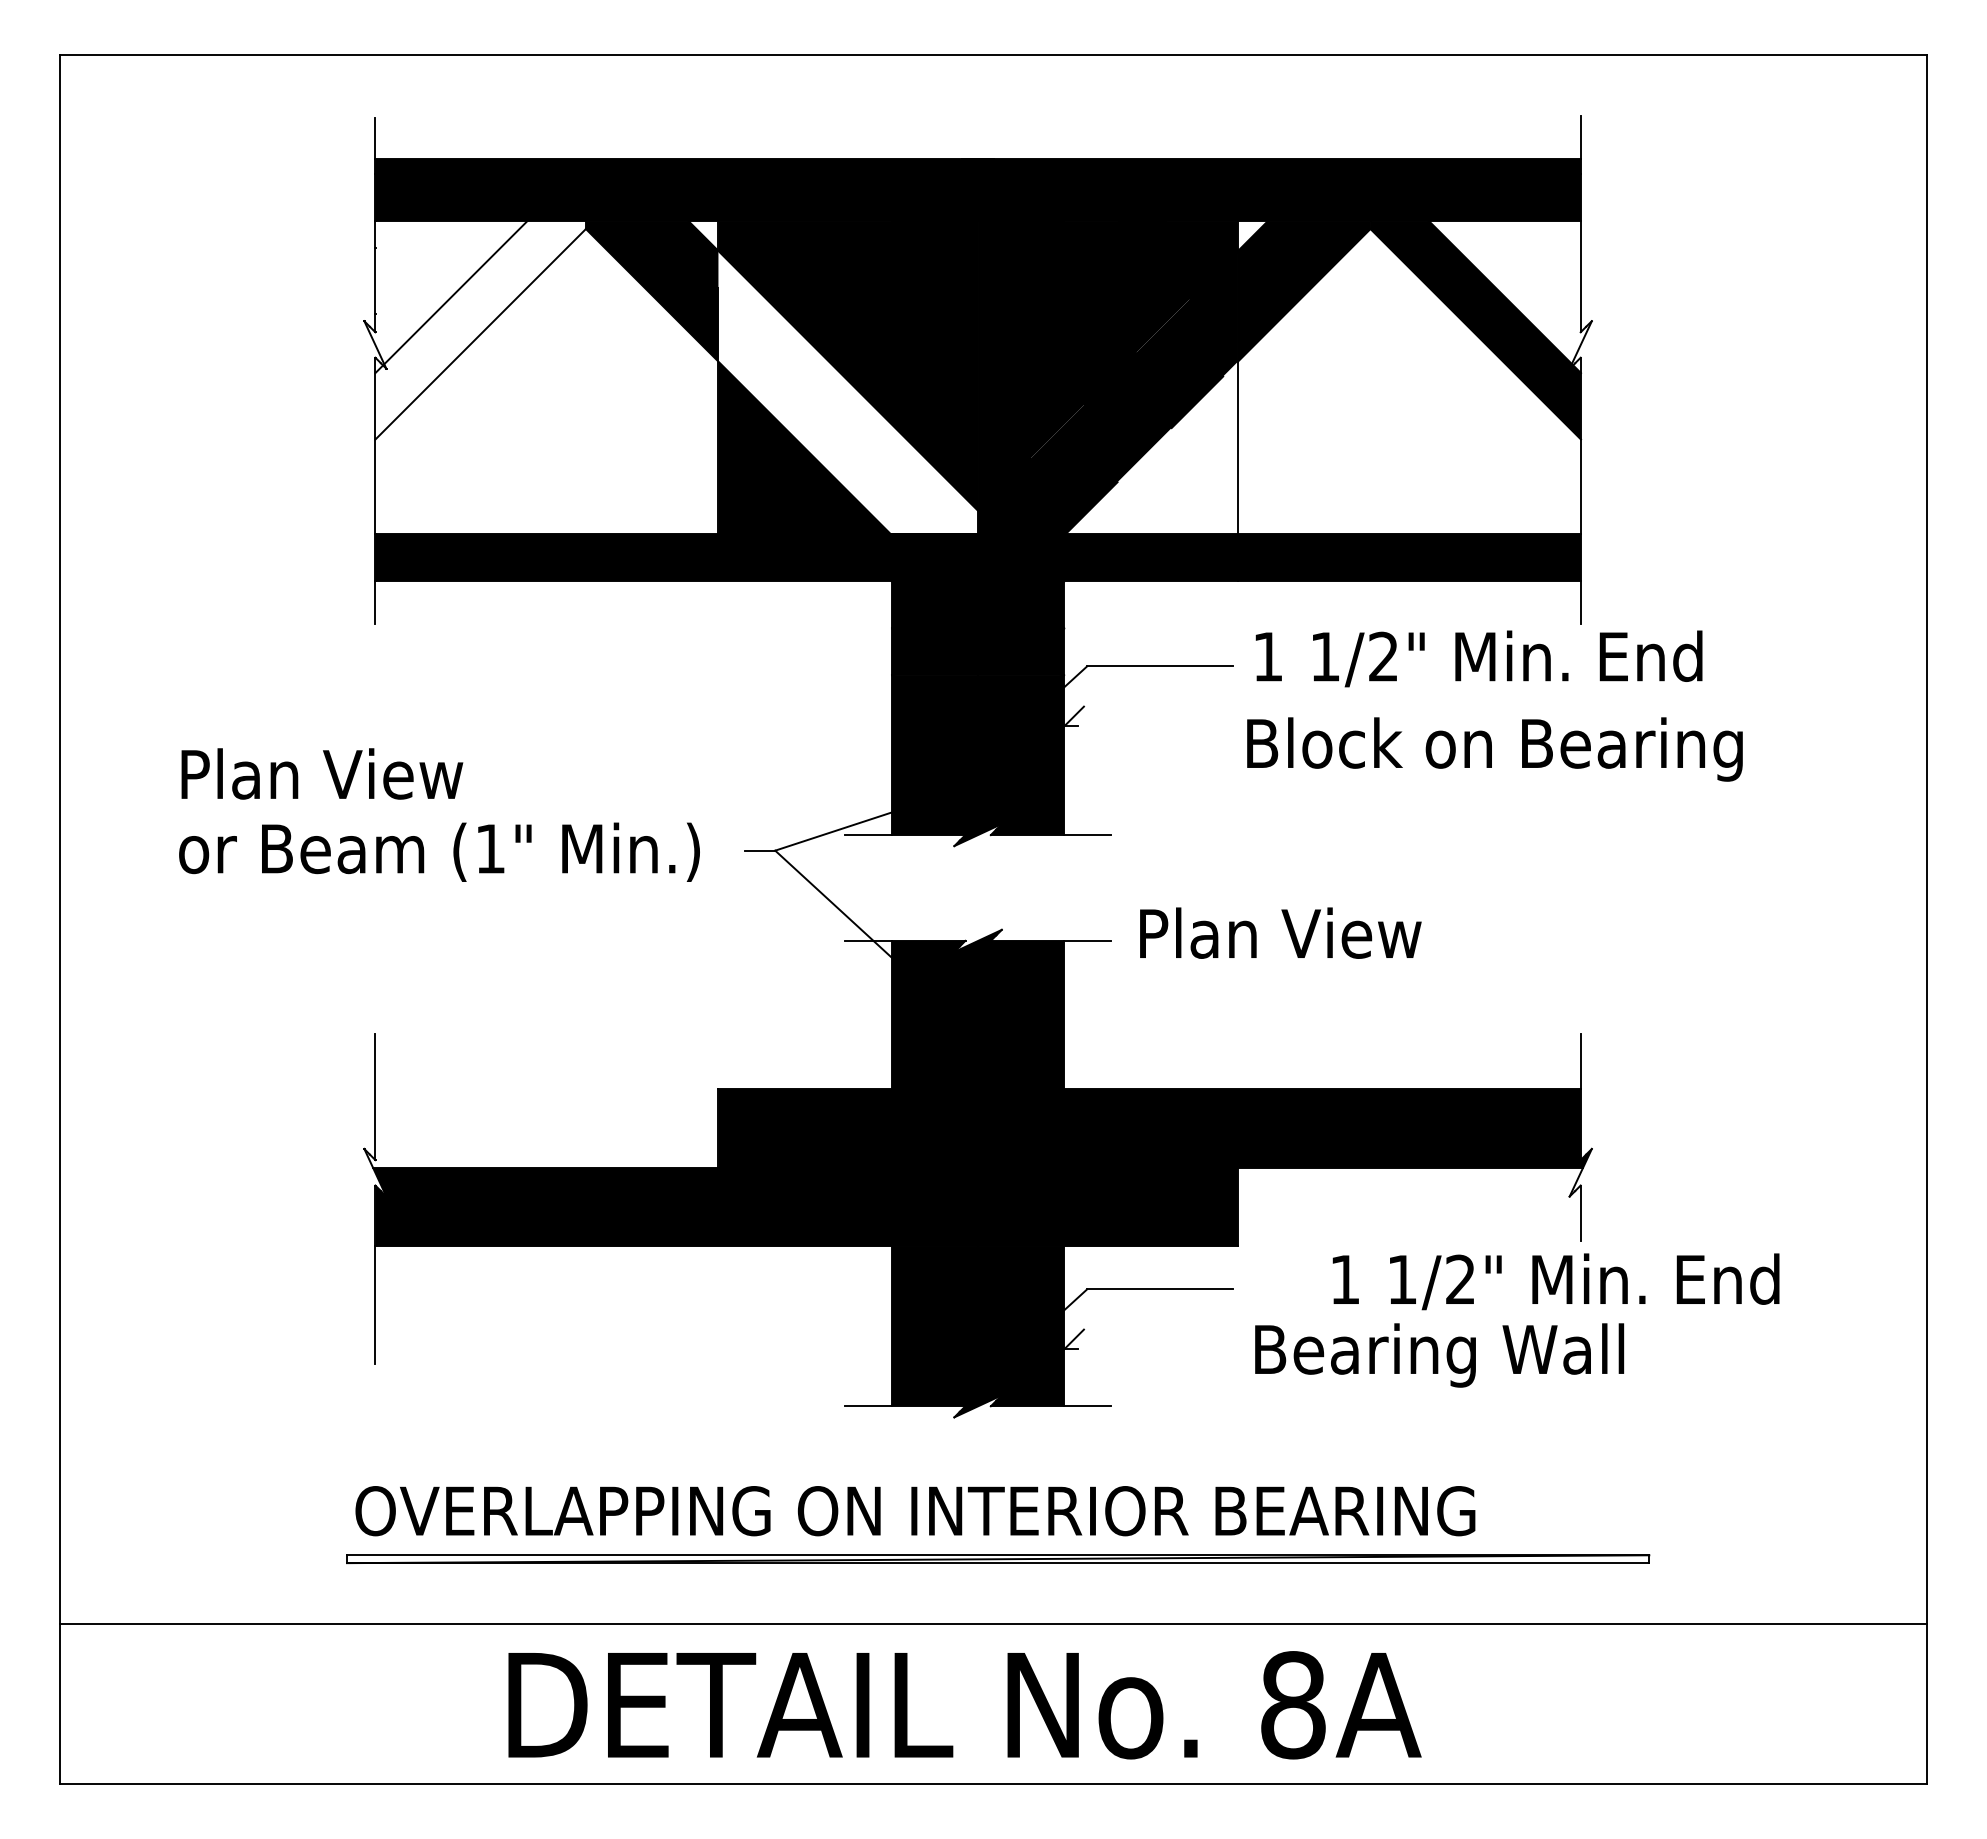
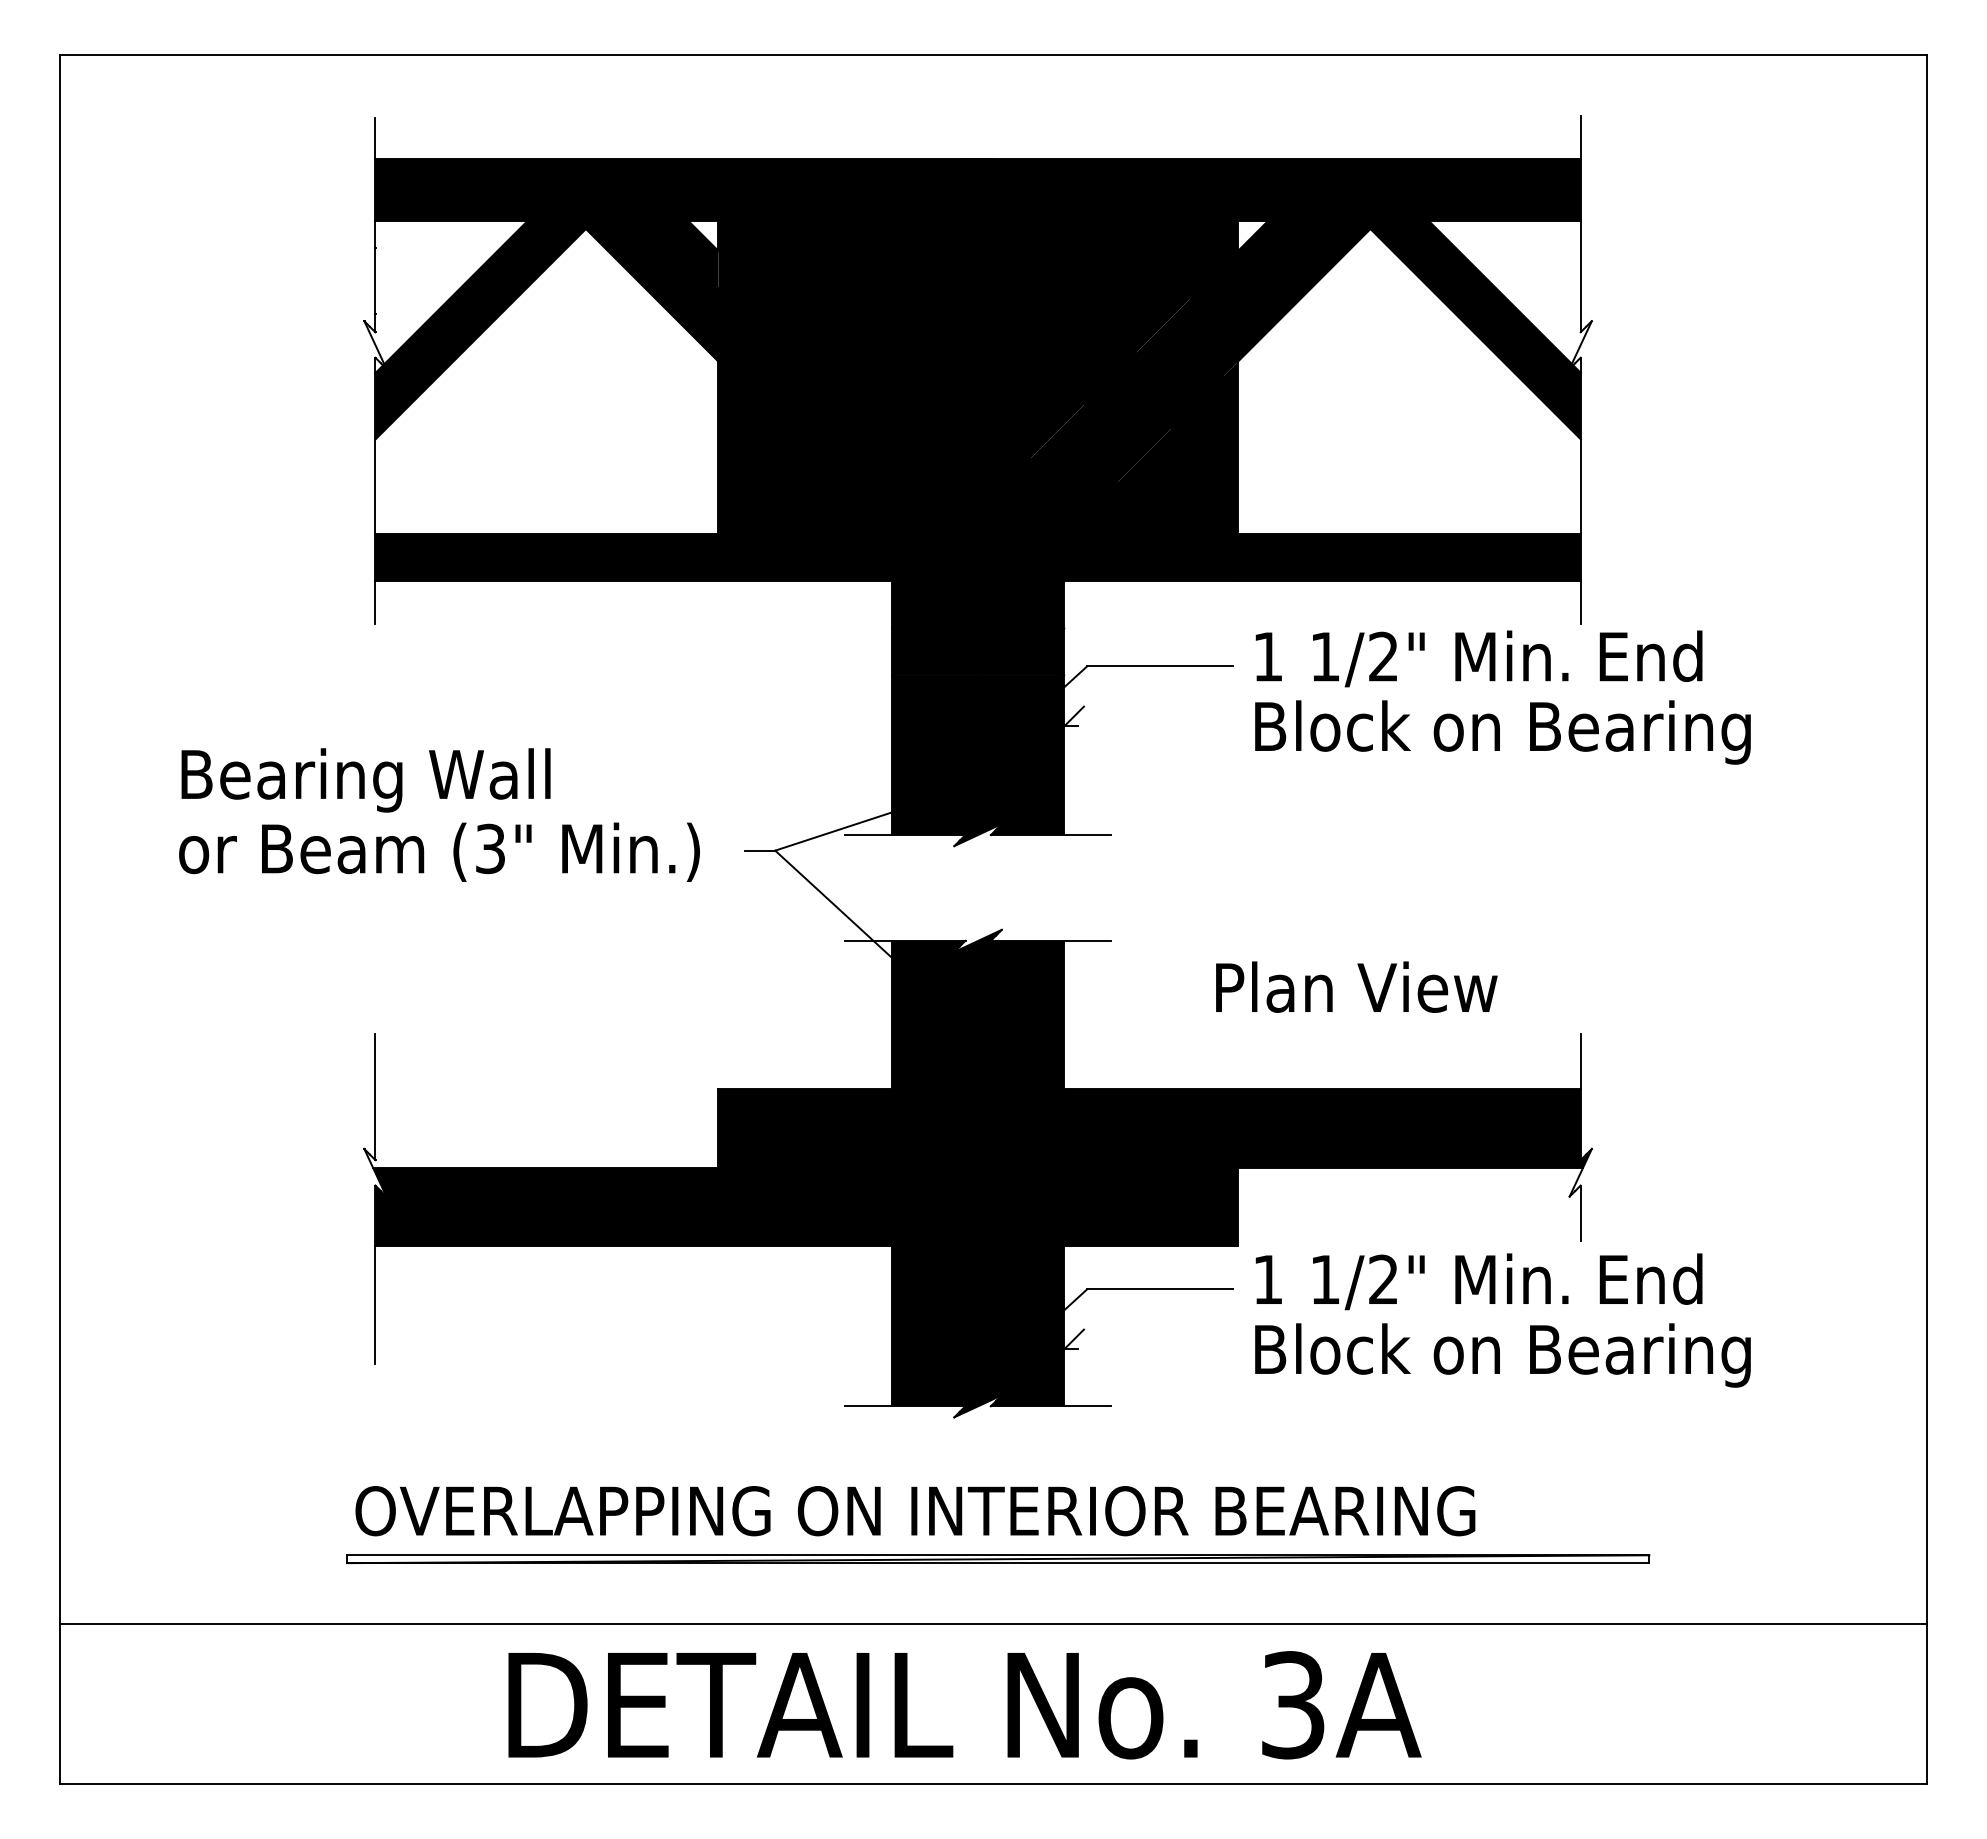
fill: none -> present (480, 330)
fill: none -> present (848, 392)
fill: none -> present (1151, 447)
text position: (1494, 749) -> (1502, 732) (1502, 732)
text: Plan View -> Bearing Wall (368, 780)
text: (1" -> (3" (490, 848)
text position: (1280, 932) -> (1356, 986) (1356, 986)
text position: (1555, 1281) -> (1478, 1281) (1478, 1281)
text: Bearing Wall -> Block on Bearing (1521, 1355)
text: 8A -> 3A (1293, 1705)
